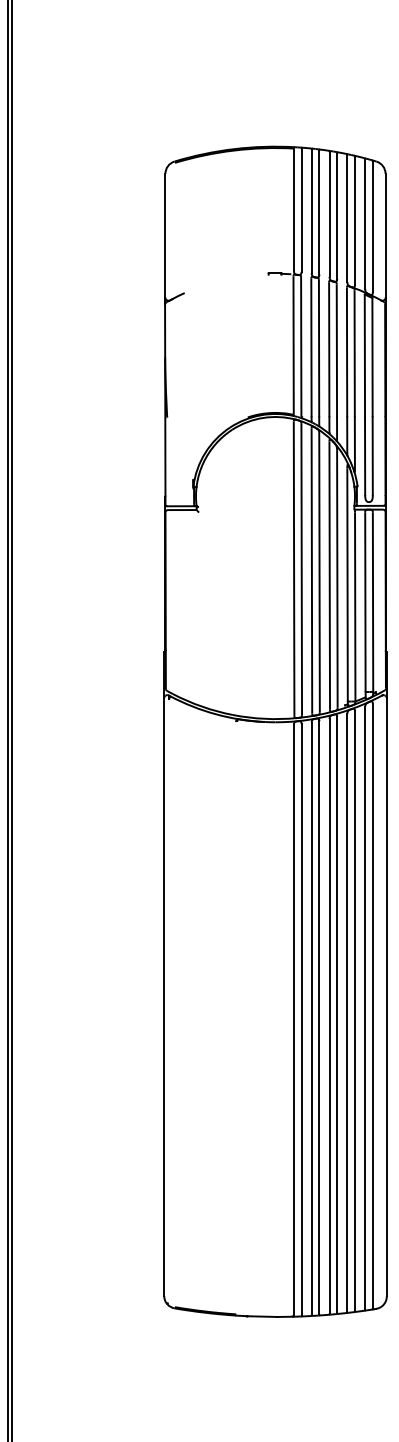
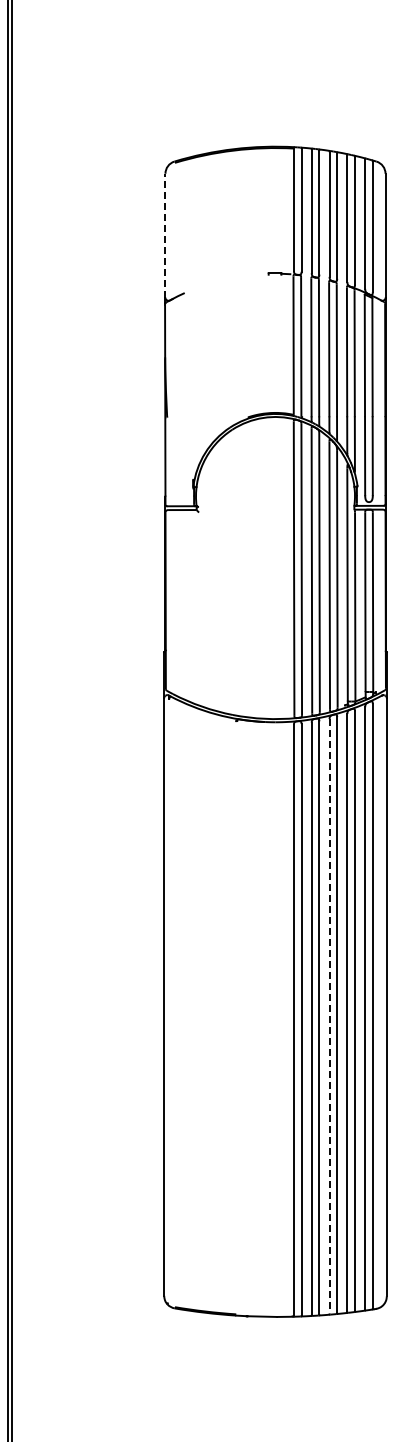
line: solid -> dashed (165, 235)
line: solid -> dashed (329, 1016)
